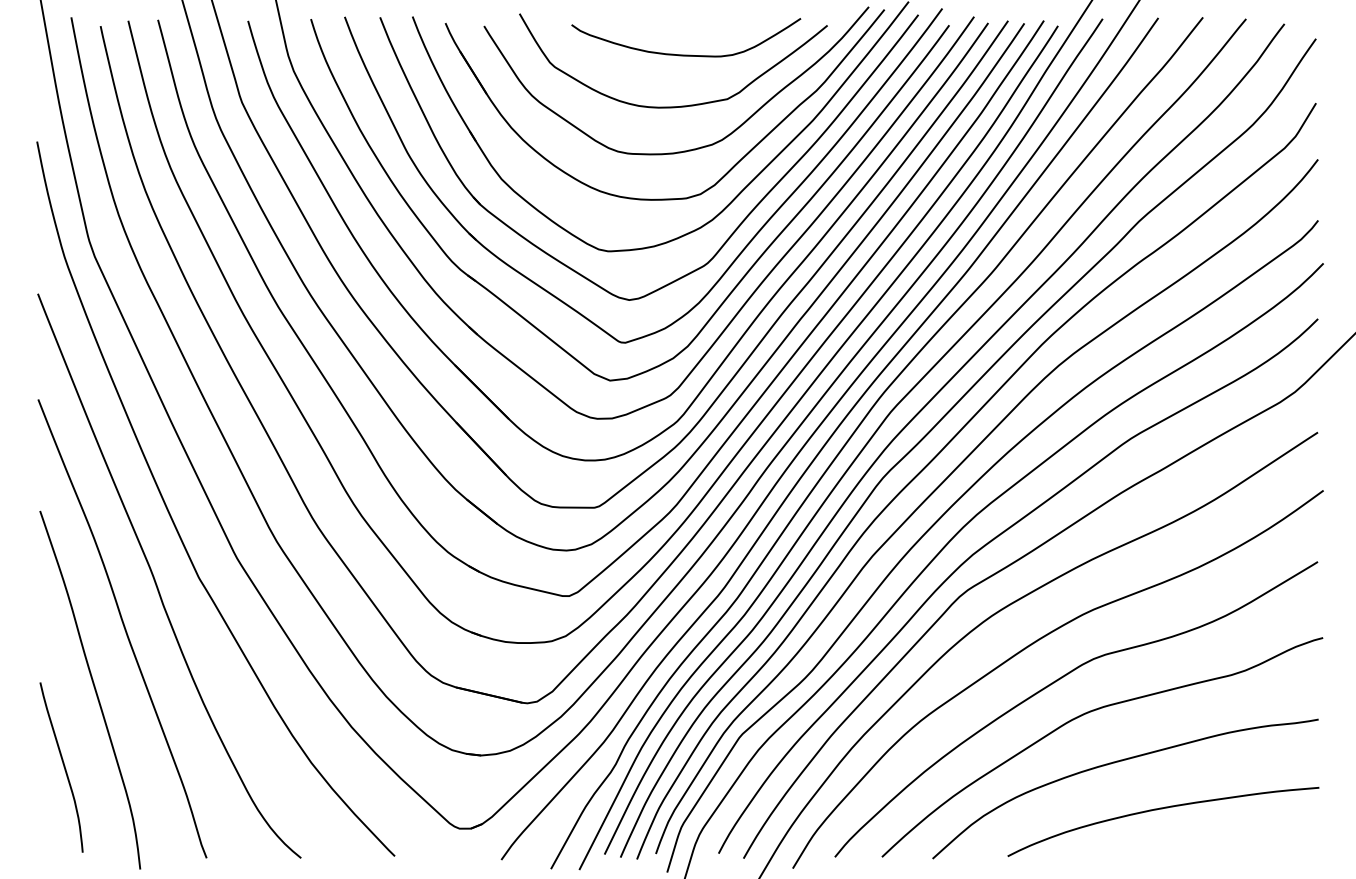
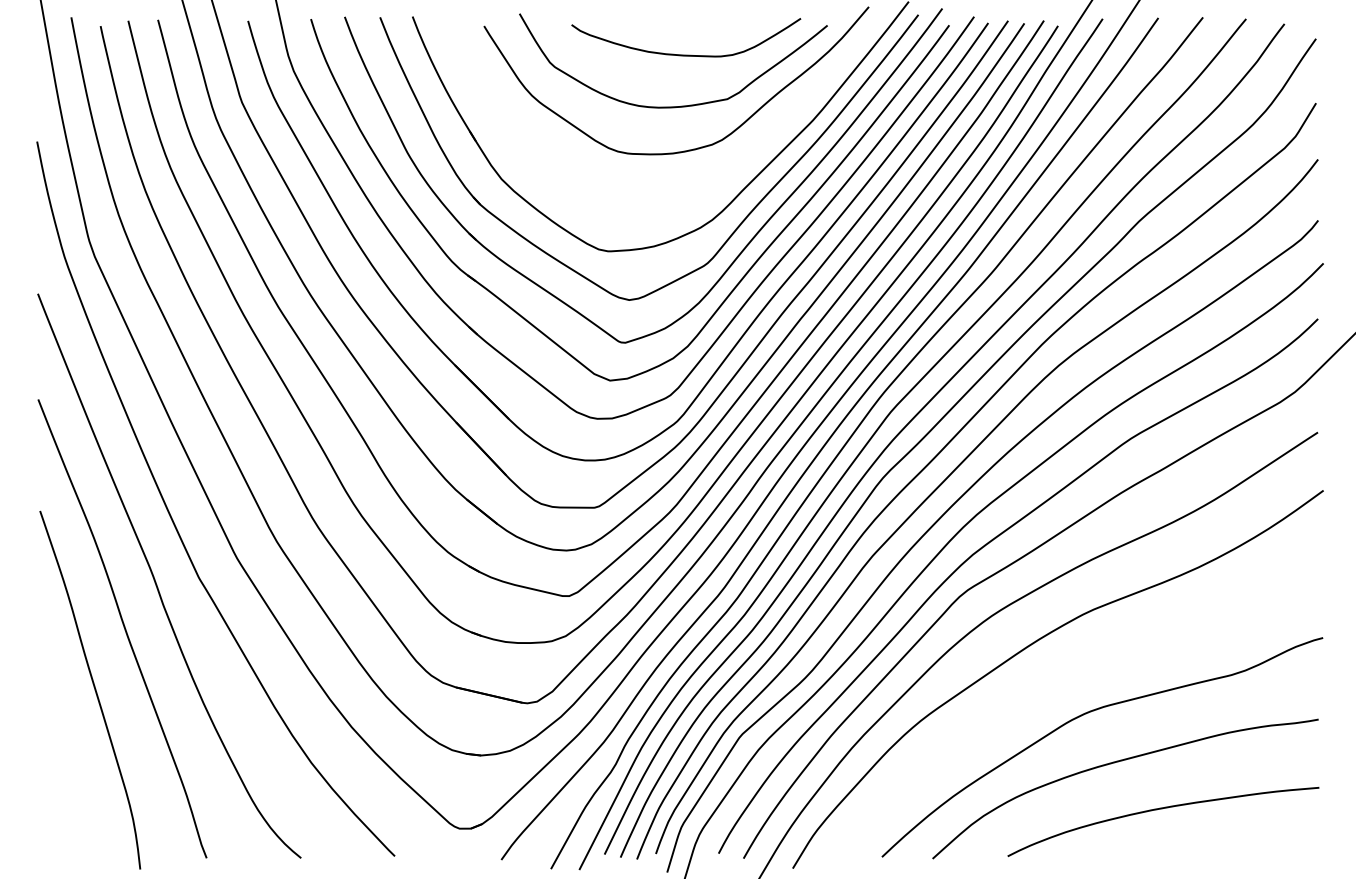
part: present -> none (729, 169)
curve: present -> none (1059, 680)
curve: present -> none (63, 767)
